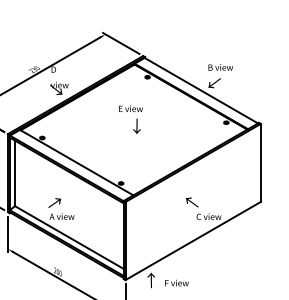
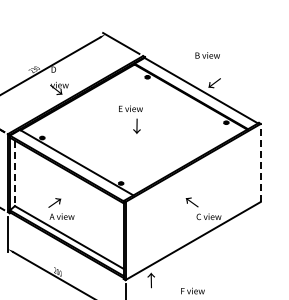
text position: (220, 67) -> (207, 55) (207, 55)
line: solid -> dashed (260, 162)
line: solid -> dashed (14, 173)
text position: (176, 282) -> (192, 290) (192, 290)
